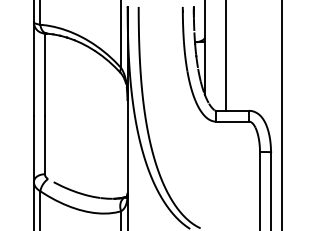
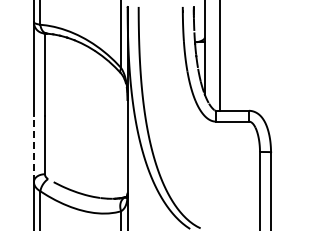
line position: (226, 56) -> (220, 56) (220, 56)
line: present -> none (282, 114)
line: solid -> dashed (33, 149)
